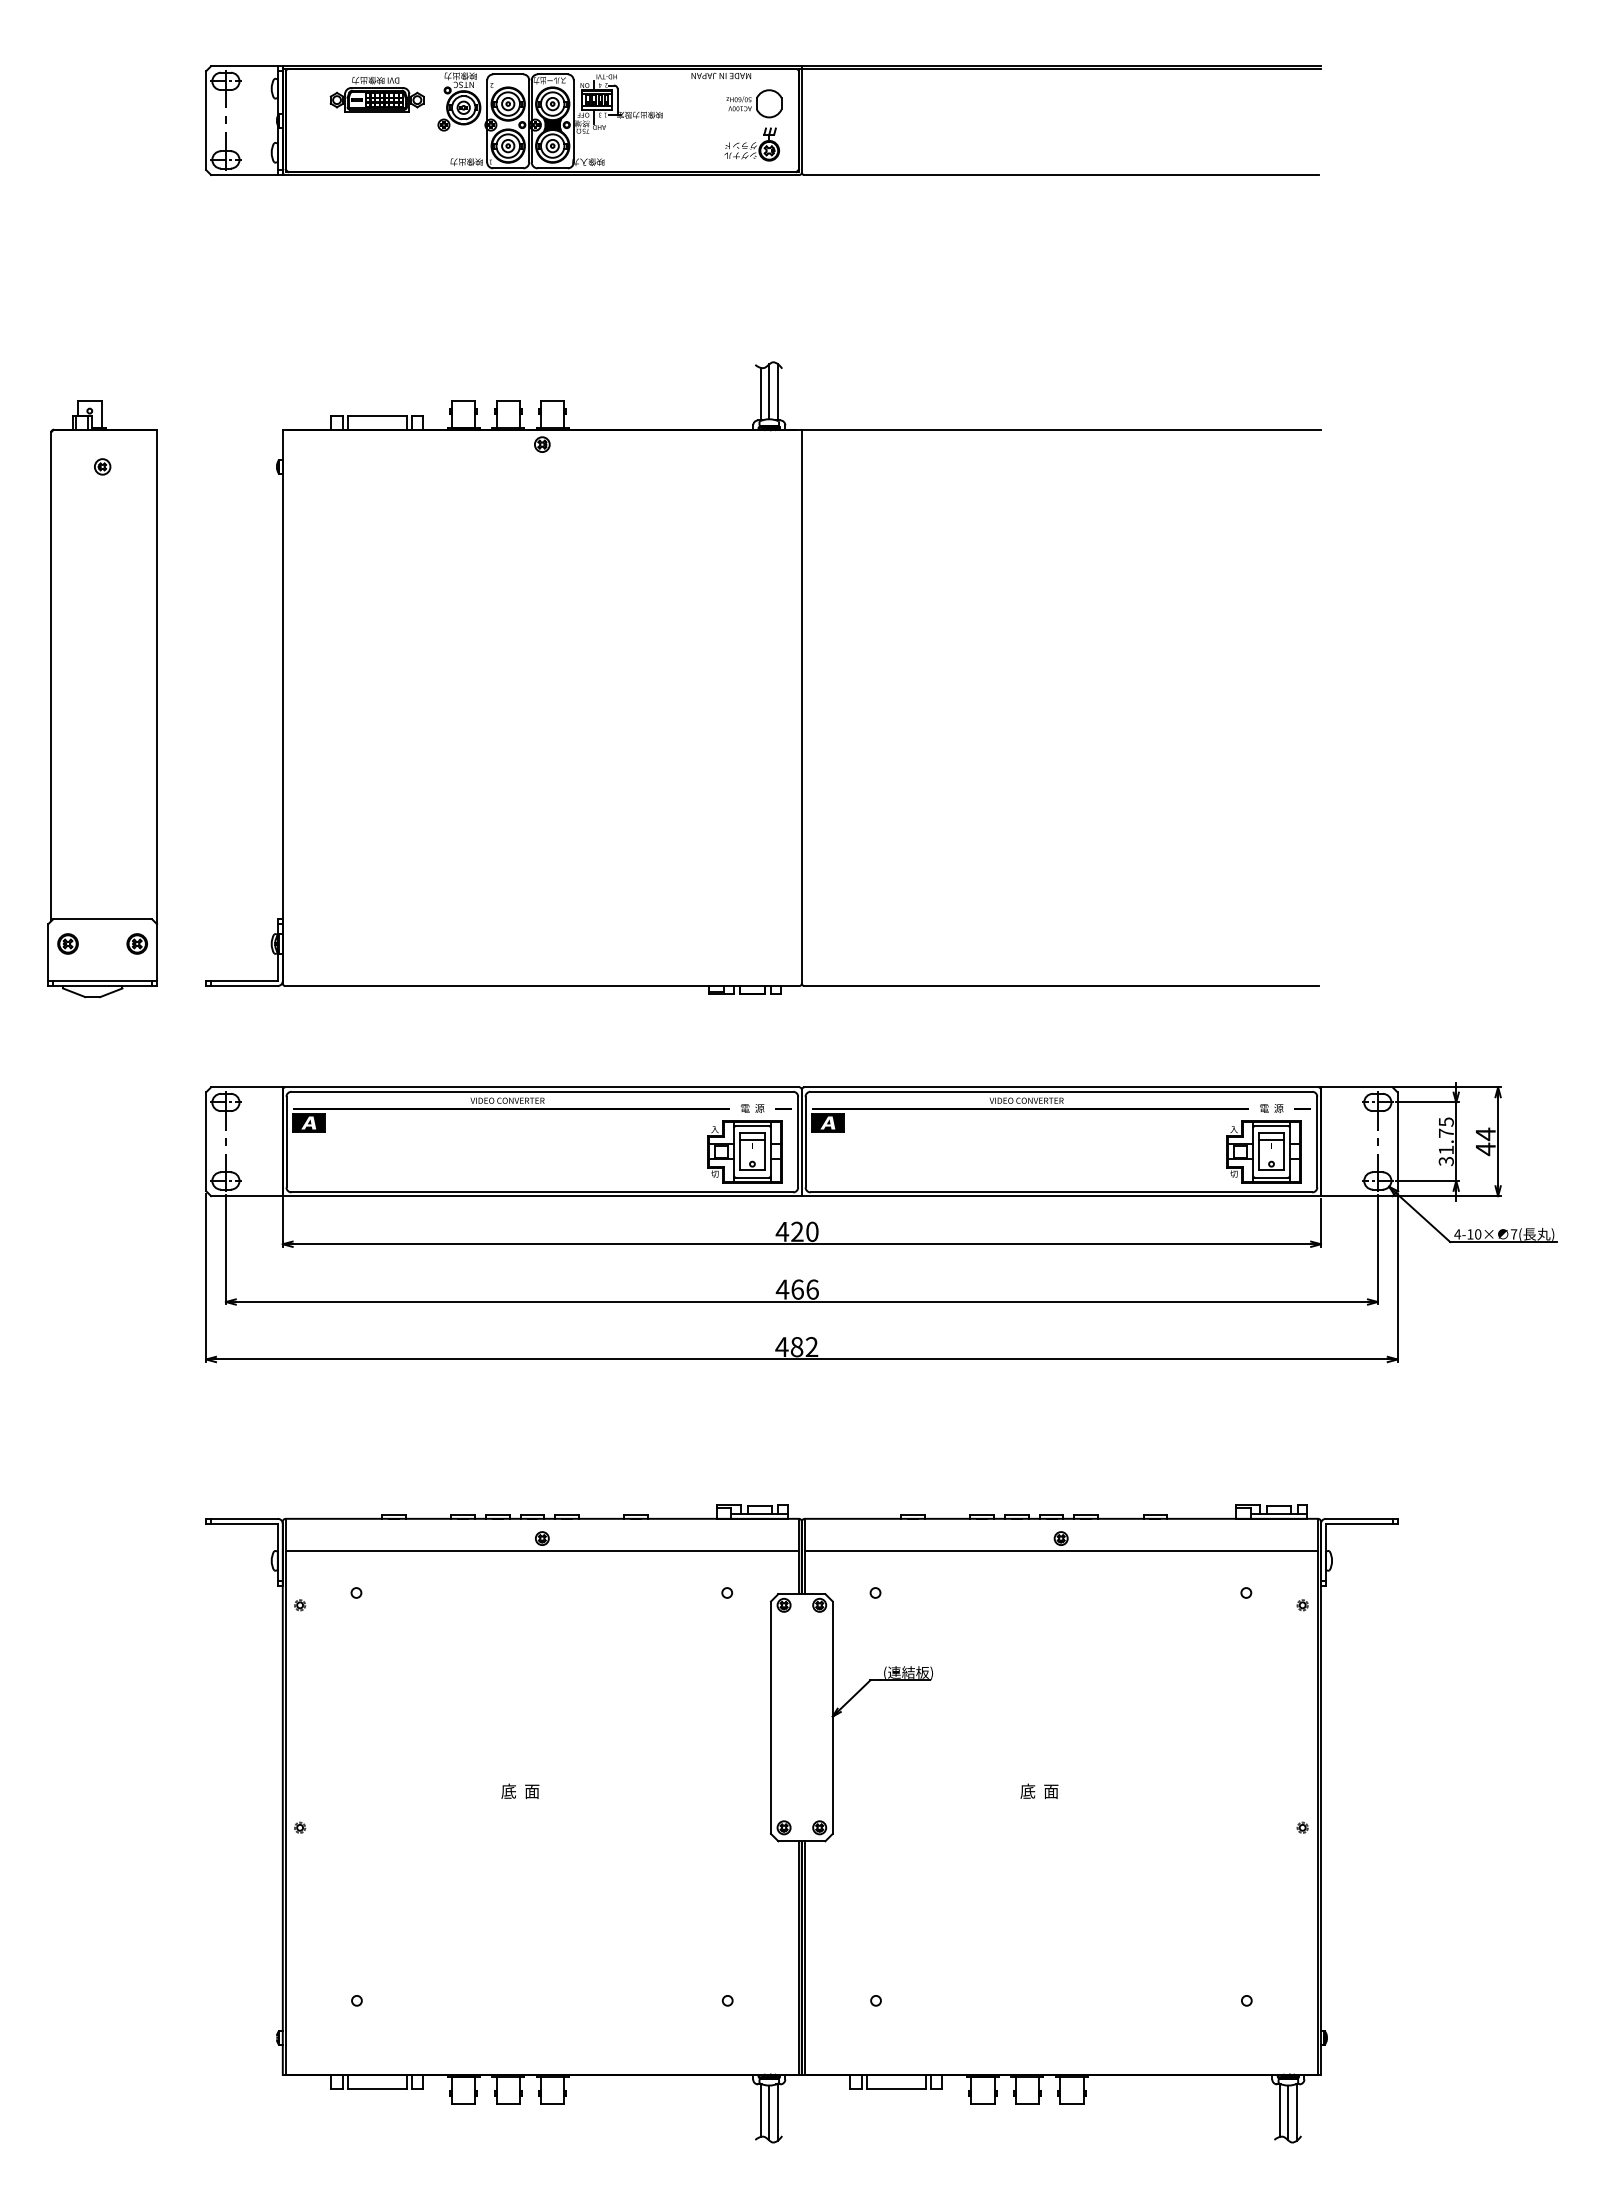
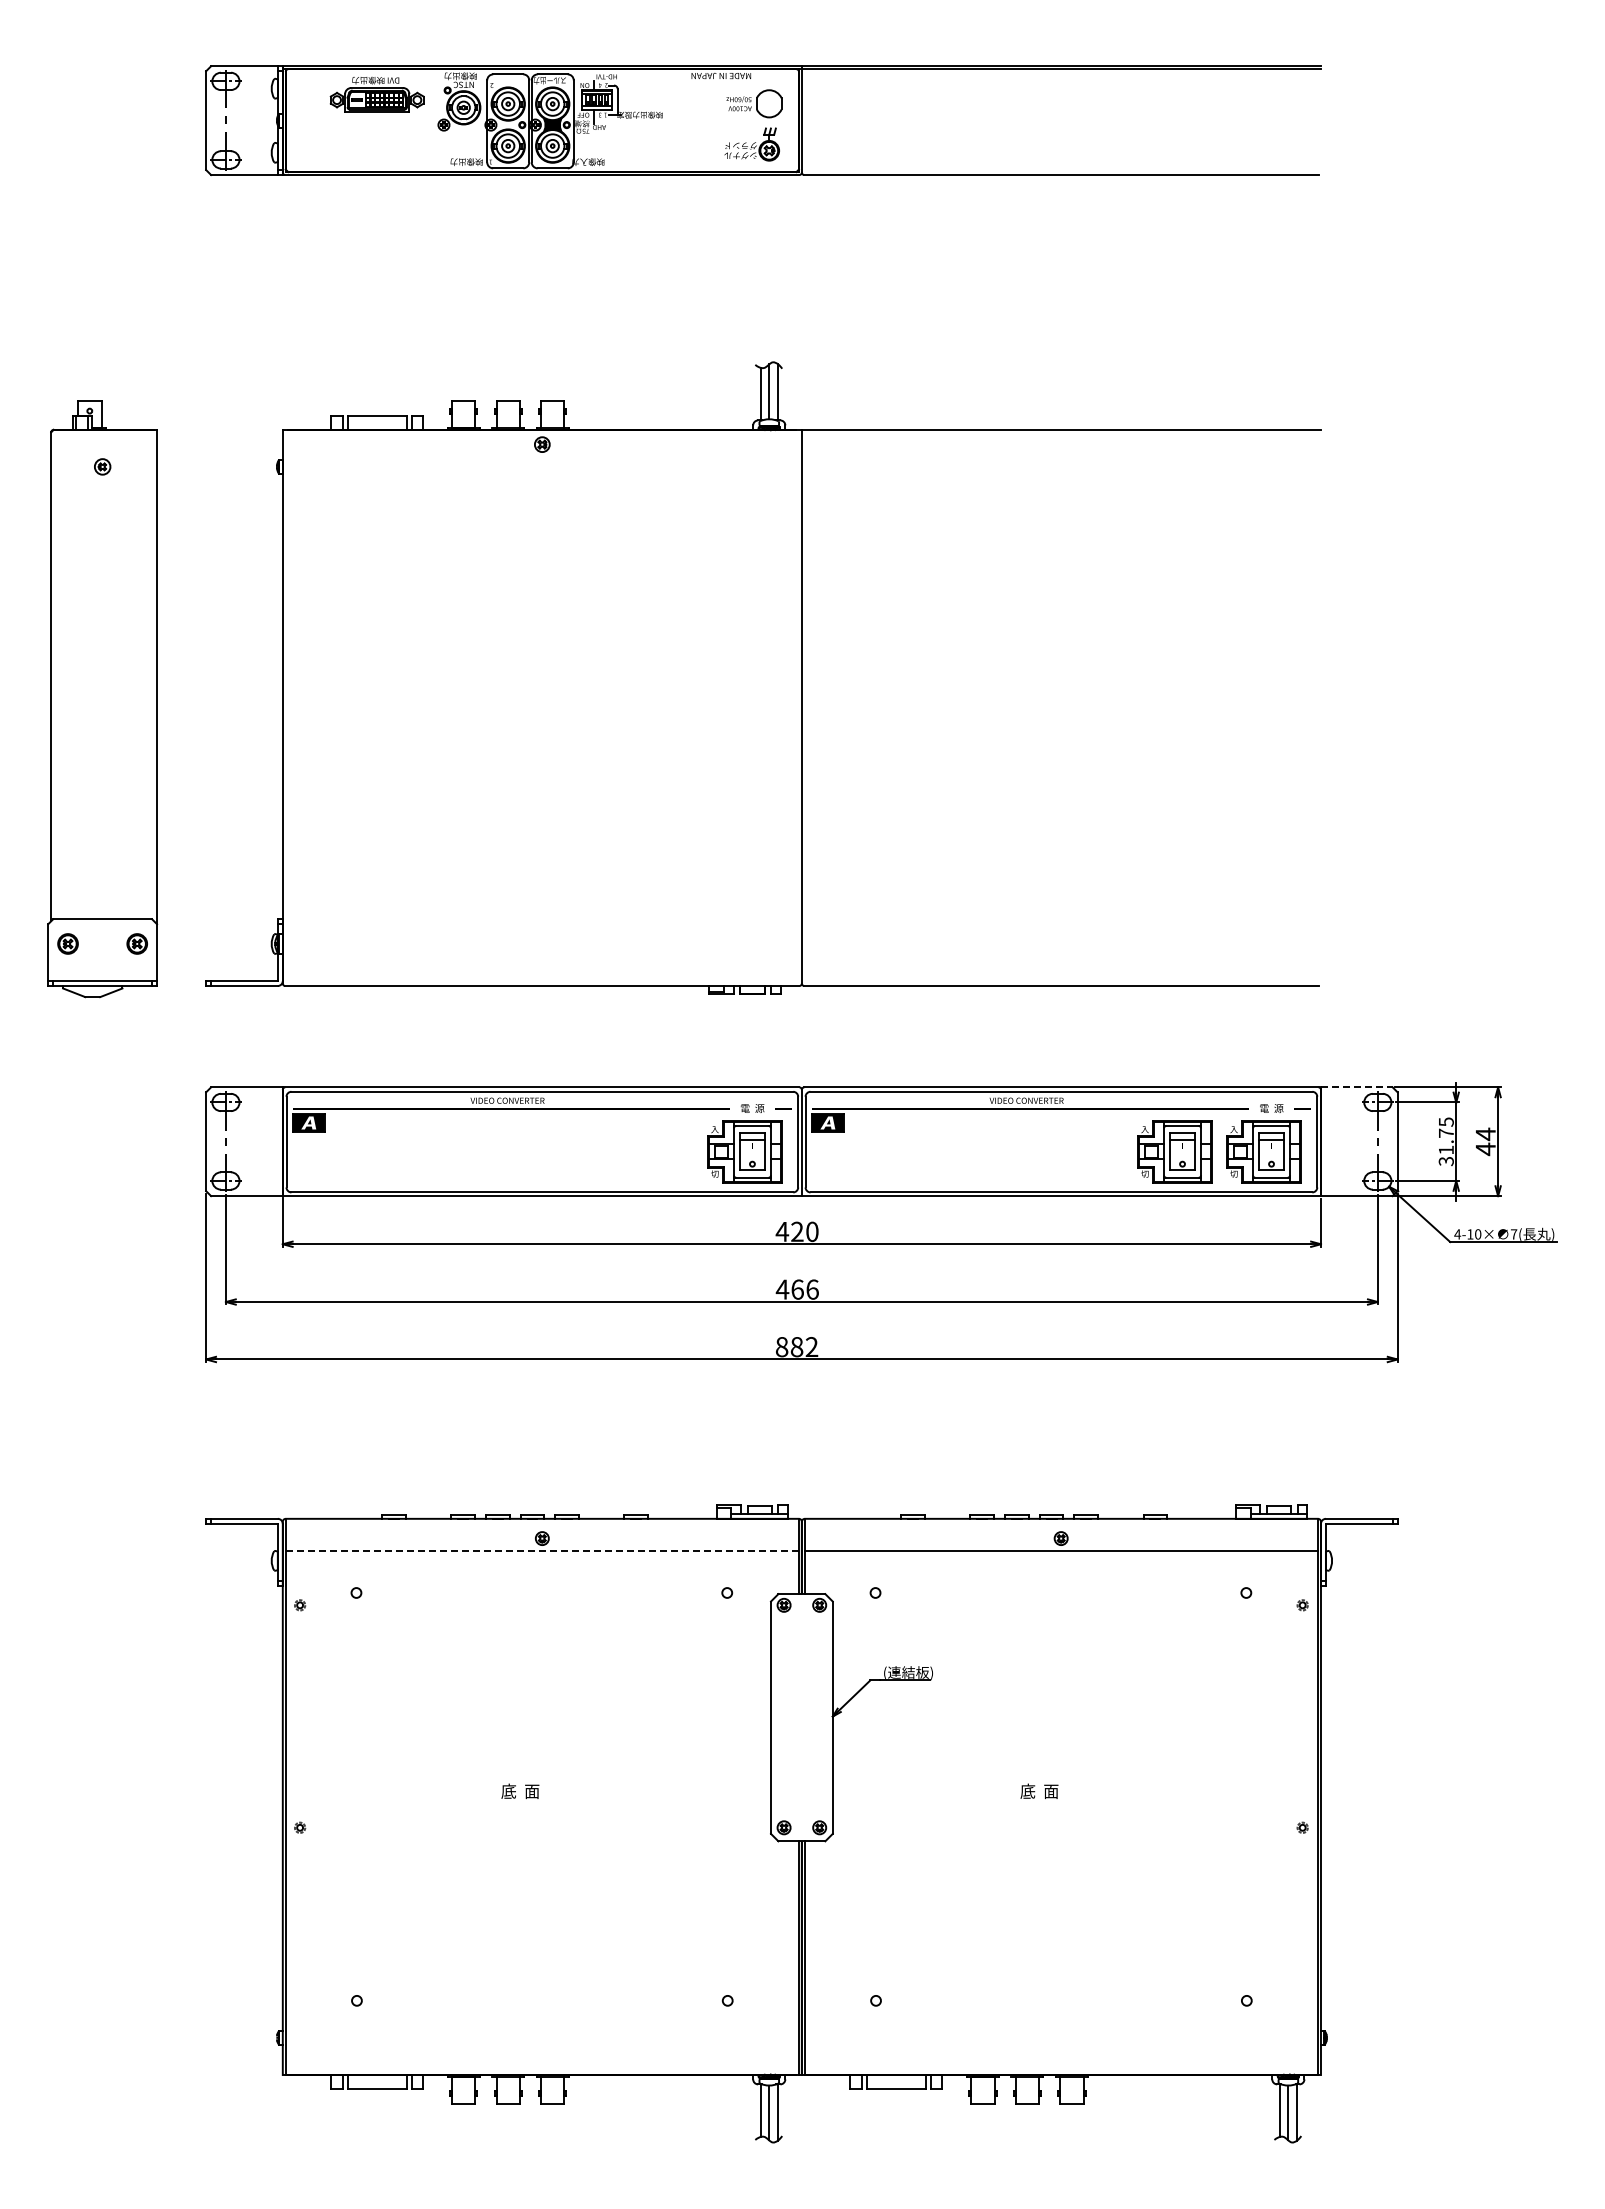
line: solid -> dashed (1356, 1087)
part: none -> present (1174, 1151)
text: 482 -> 882 (781, 1347)
line: solid -> dashed (542, 1550)
